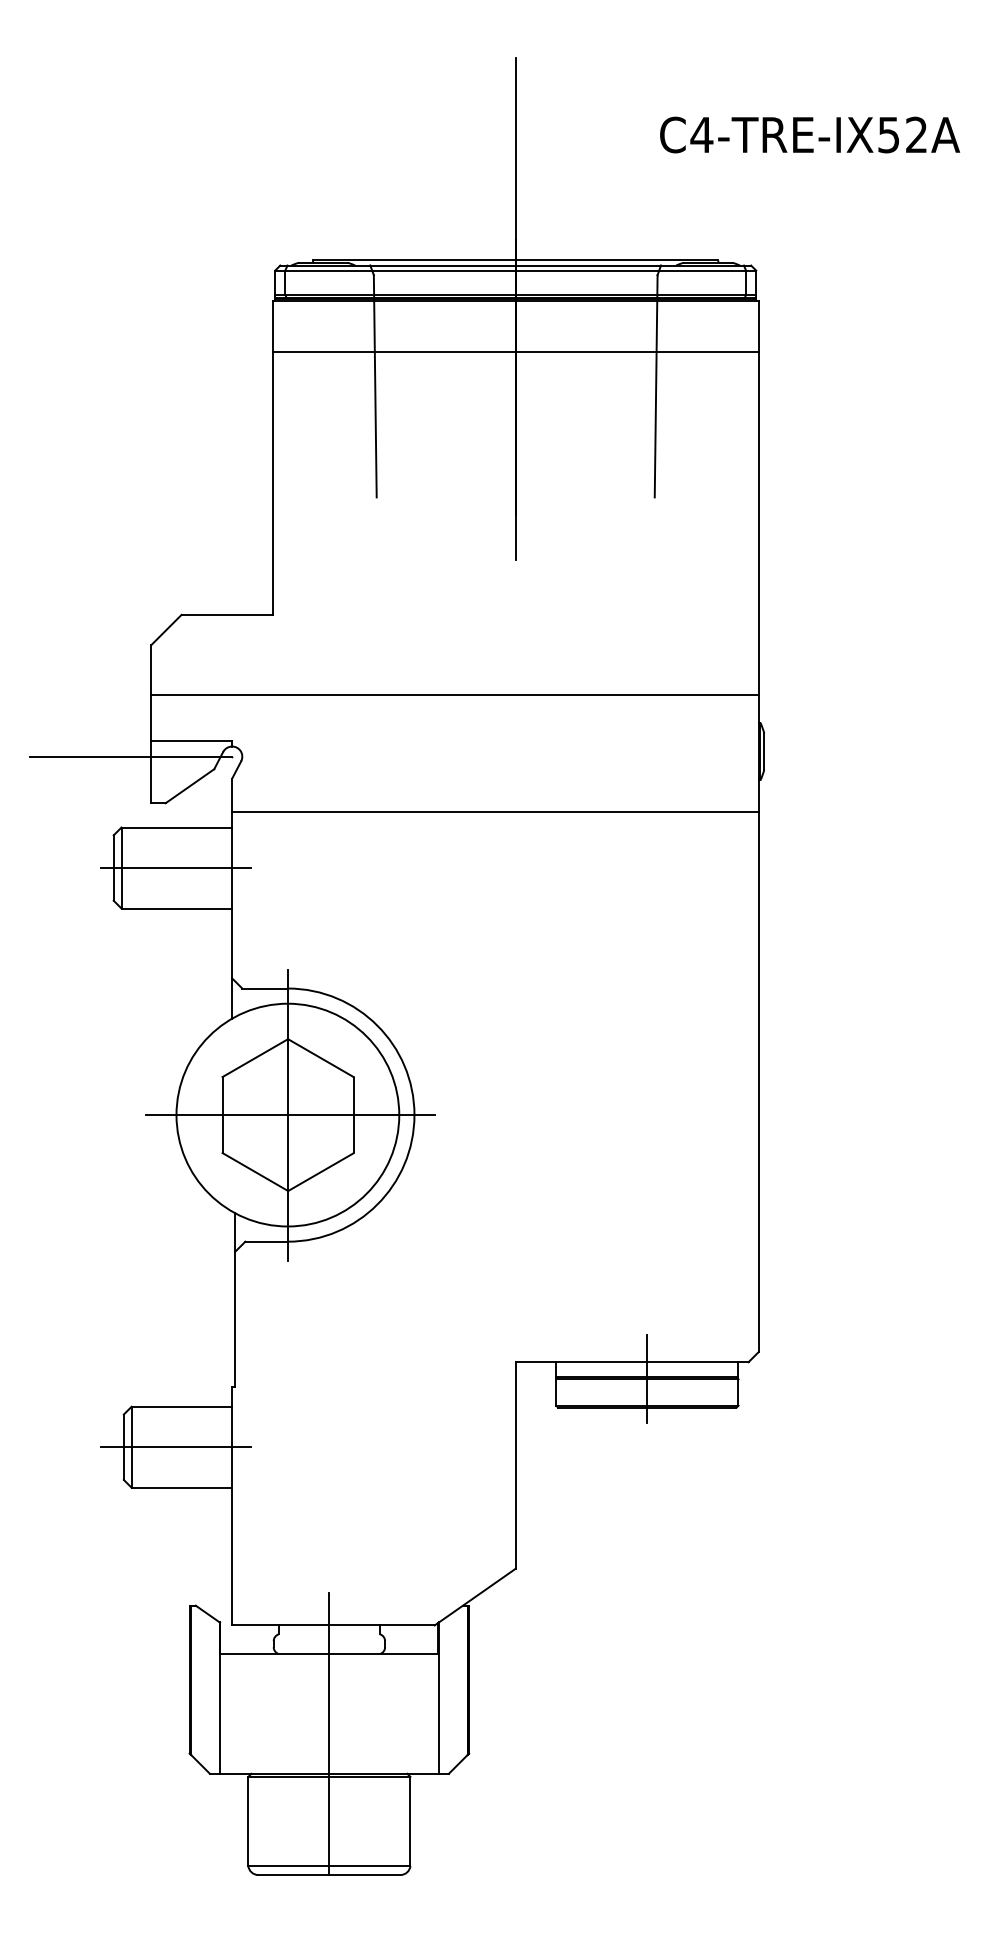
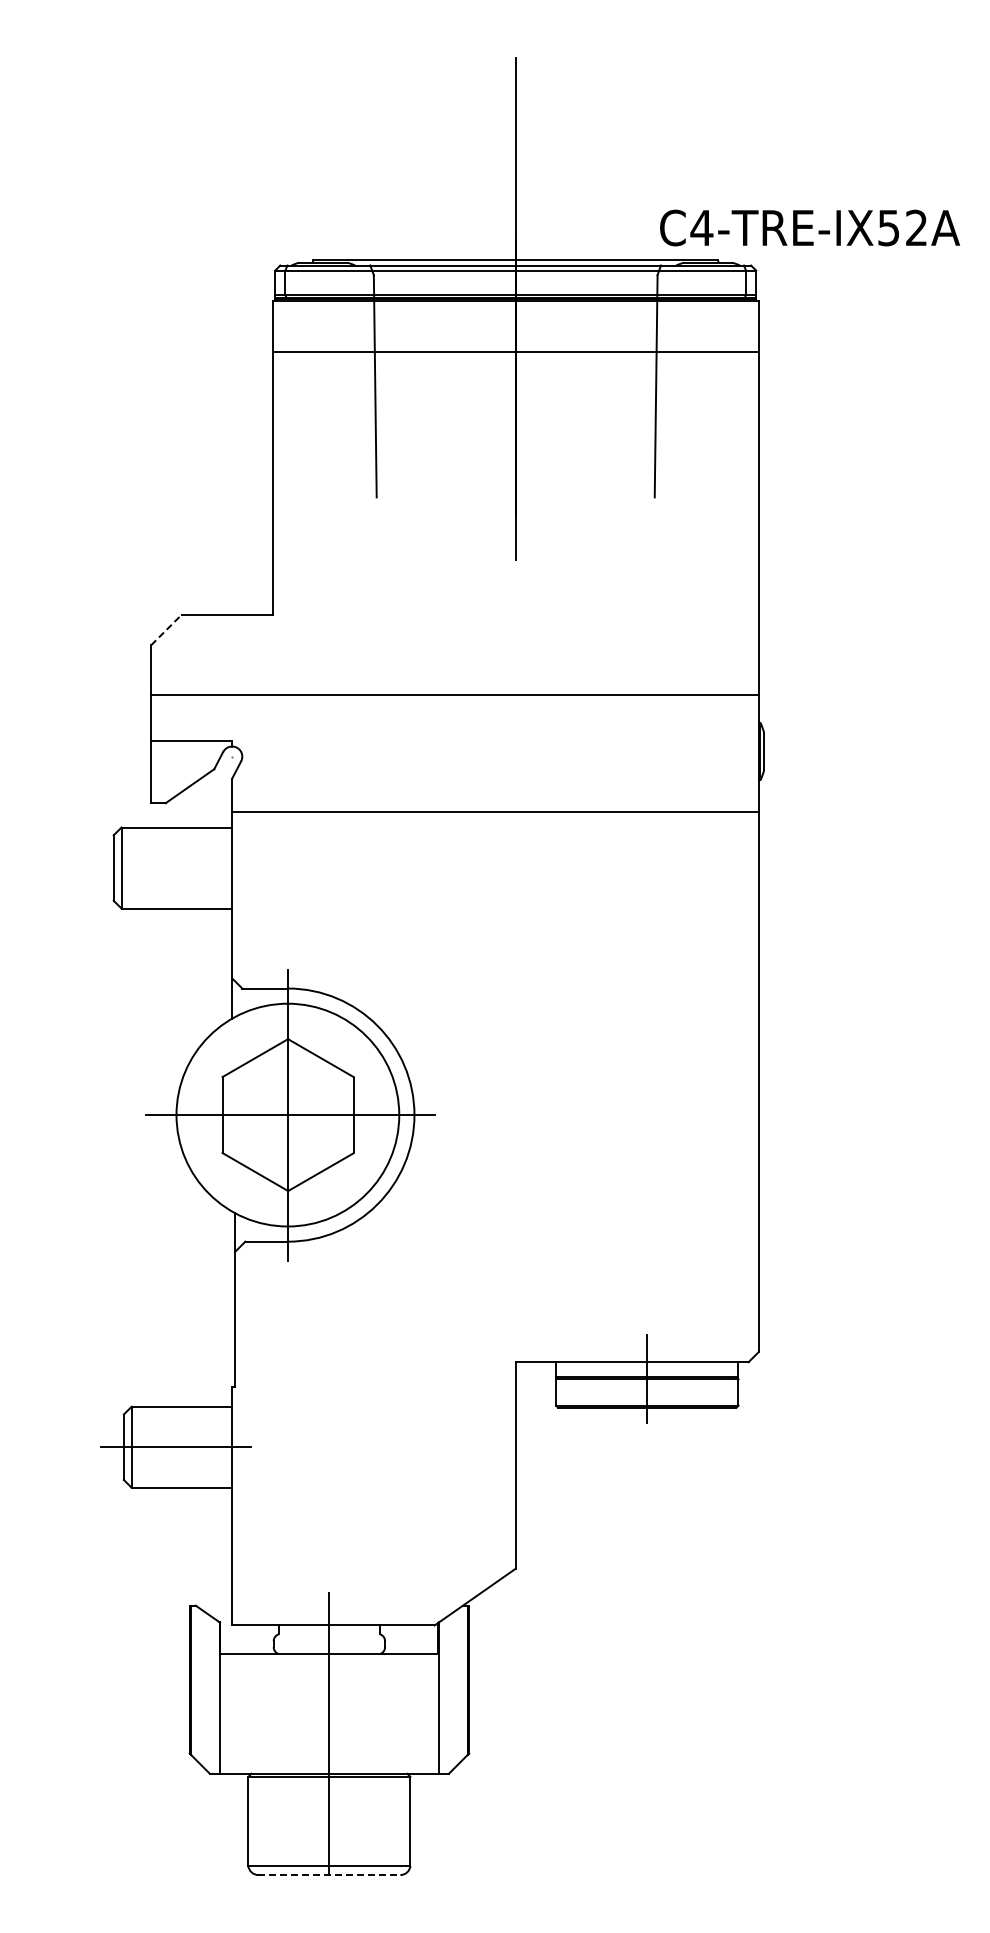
text position: (810, 134) -> (810, 227) (810, 227)
line: solid -> dashed (166, 629)
line: present -> none (130, 756)
line: present -> none (175, 868)
line: solid -> dashed (329, 1875)
